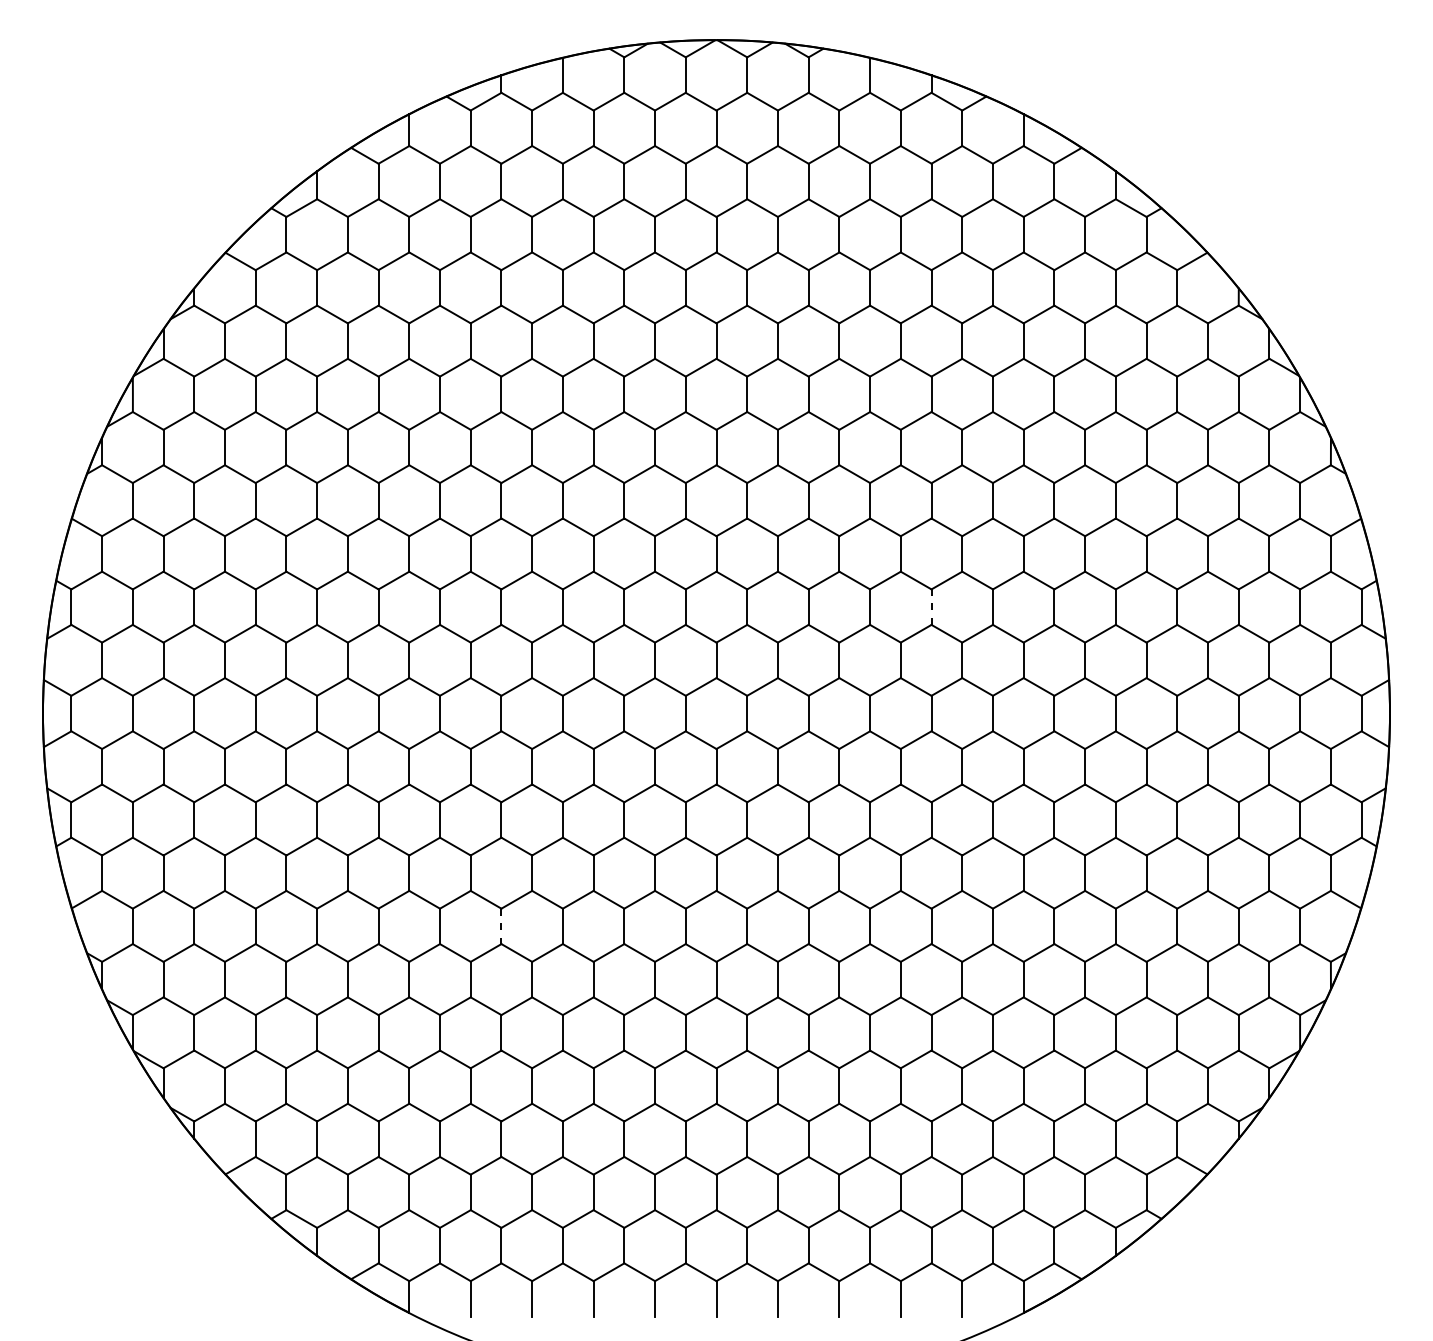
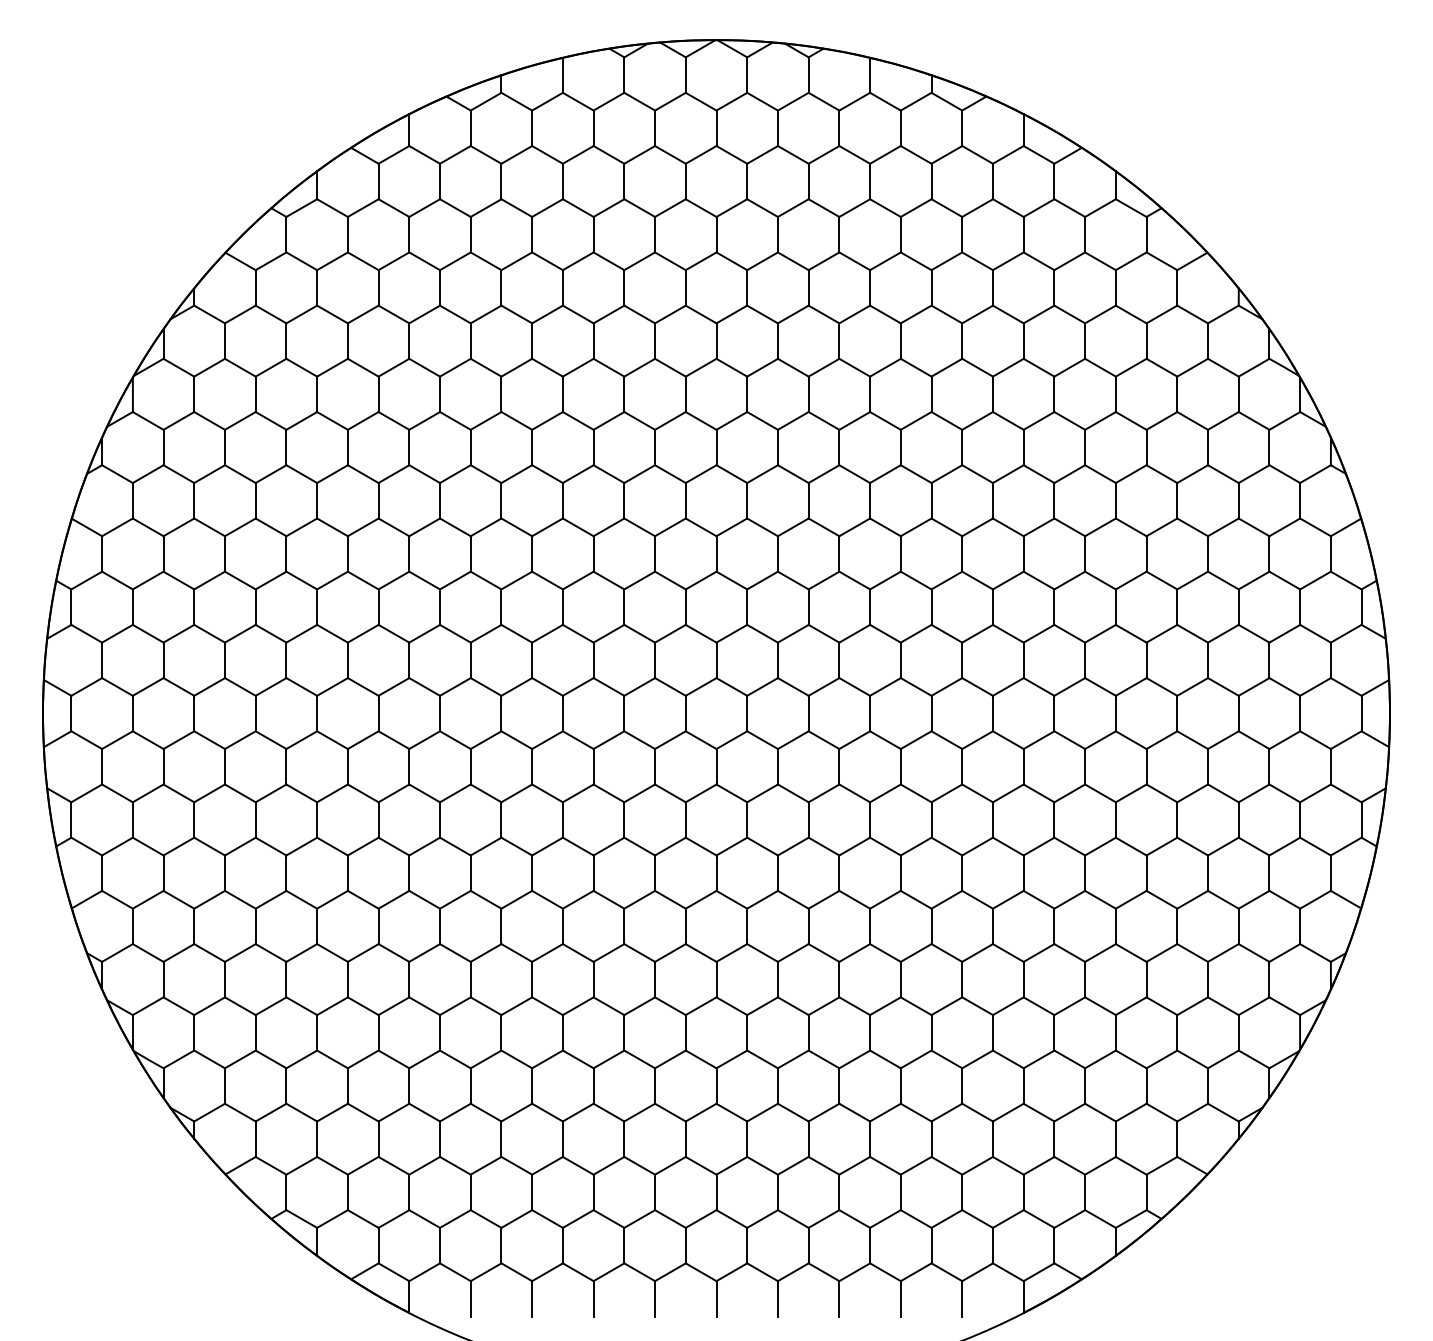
line: dashed -> solid (931, 607)
line: dashed -> solid (501, 926)
